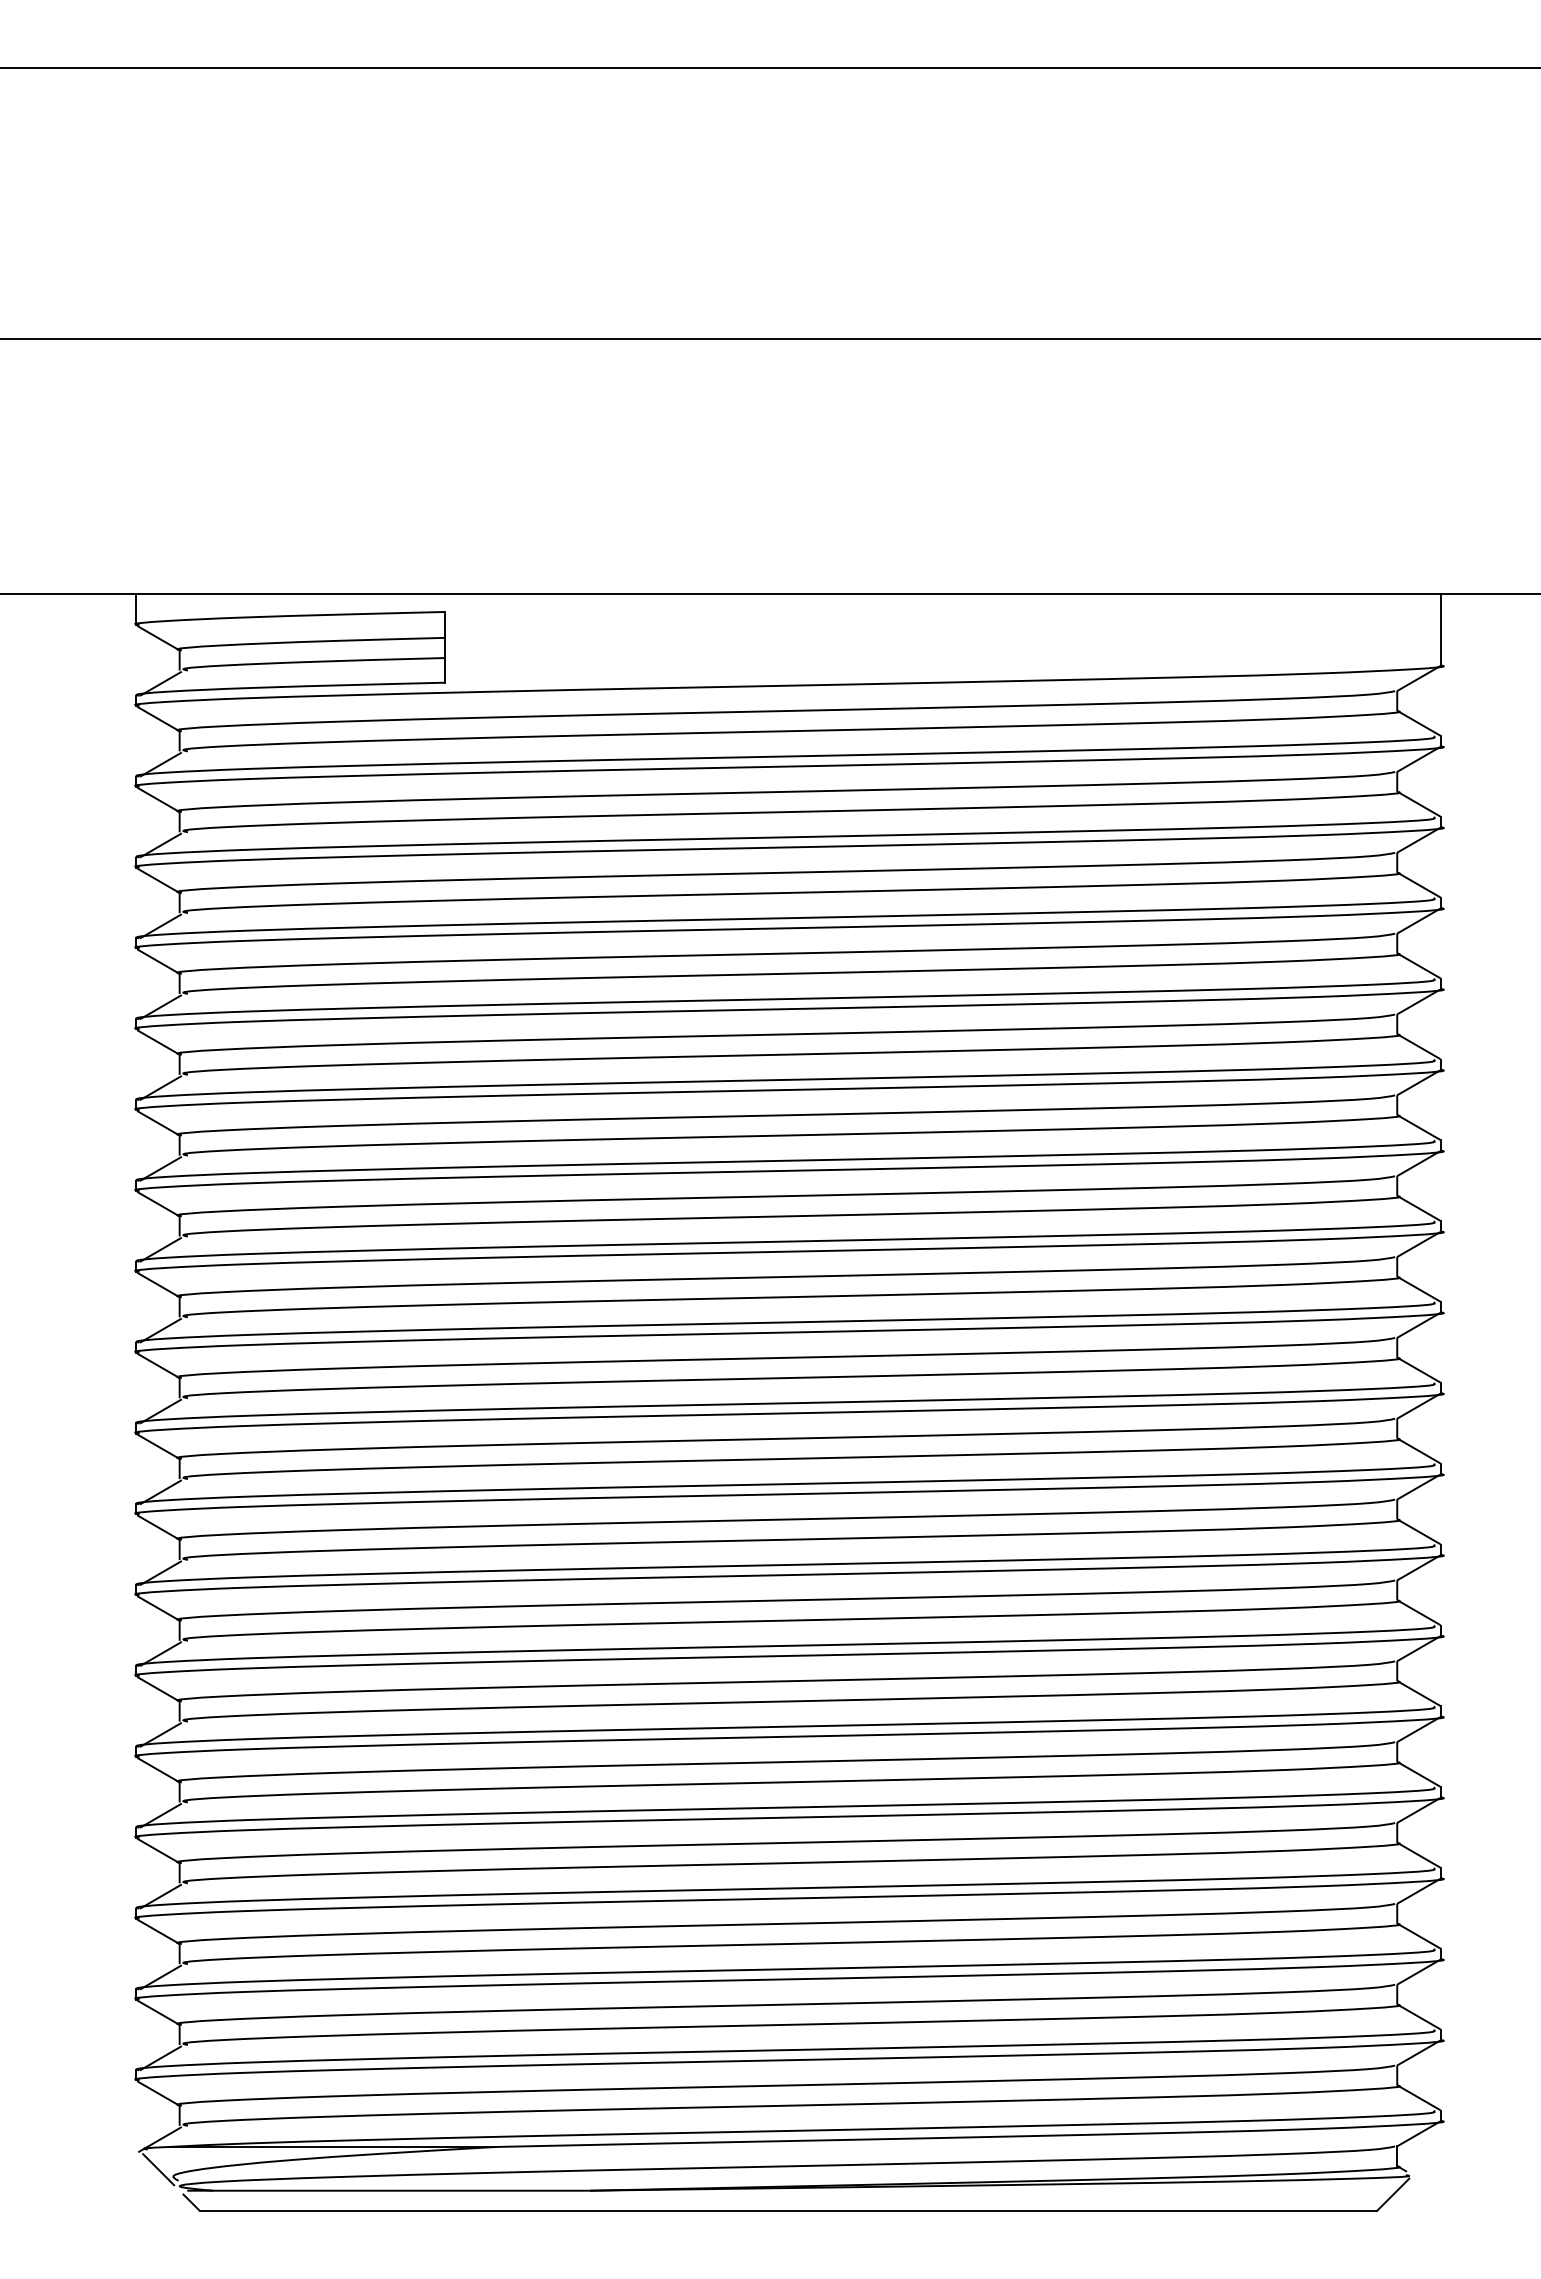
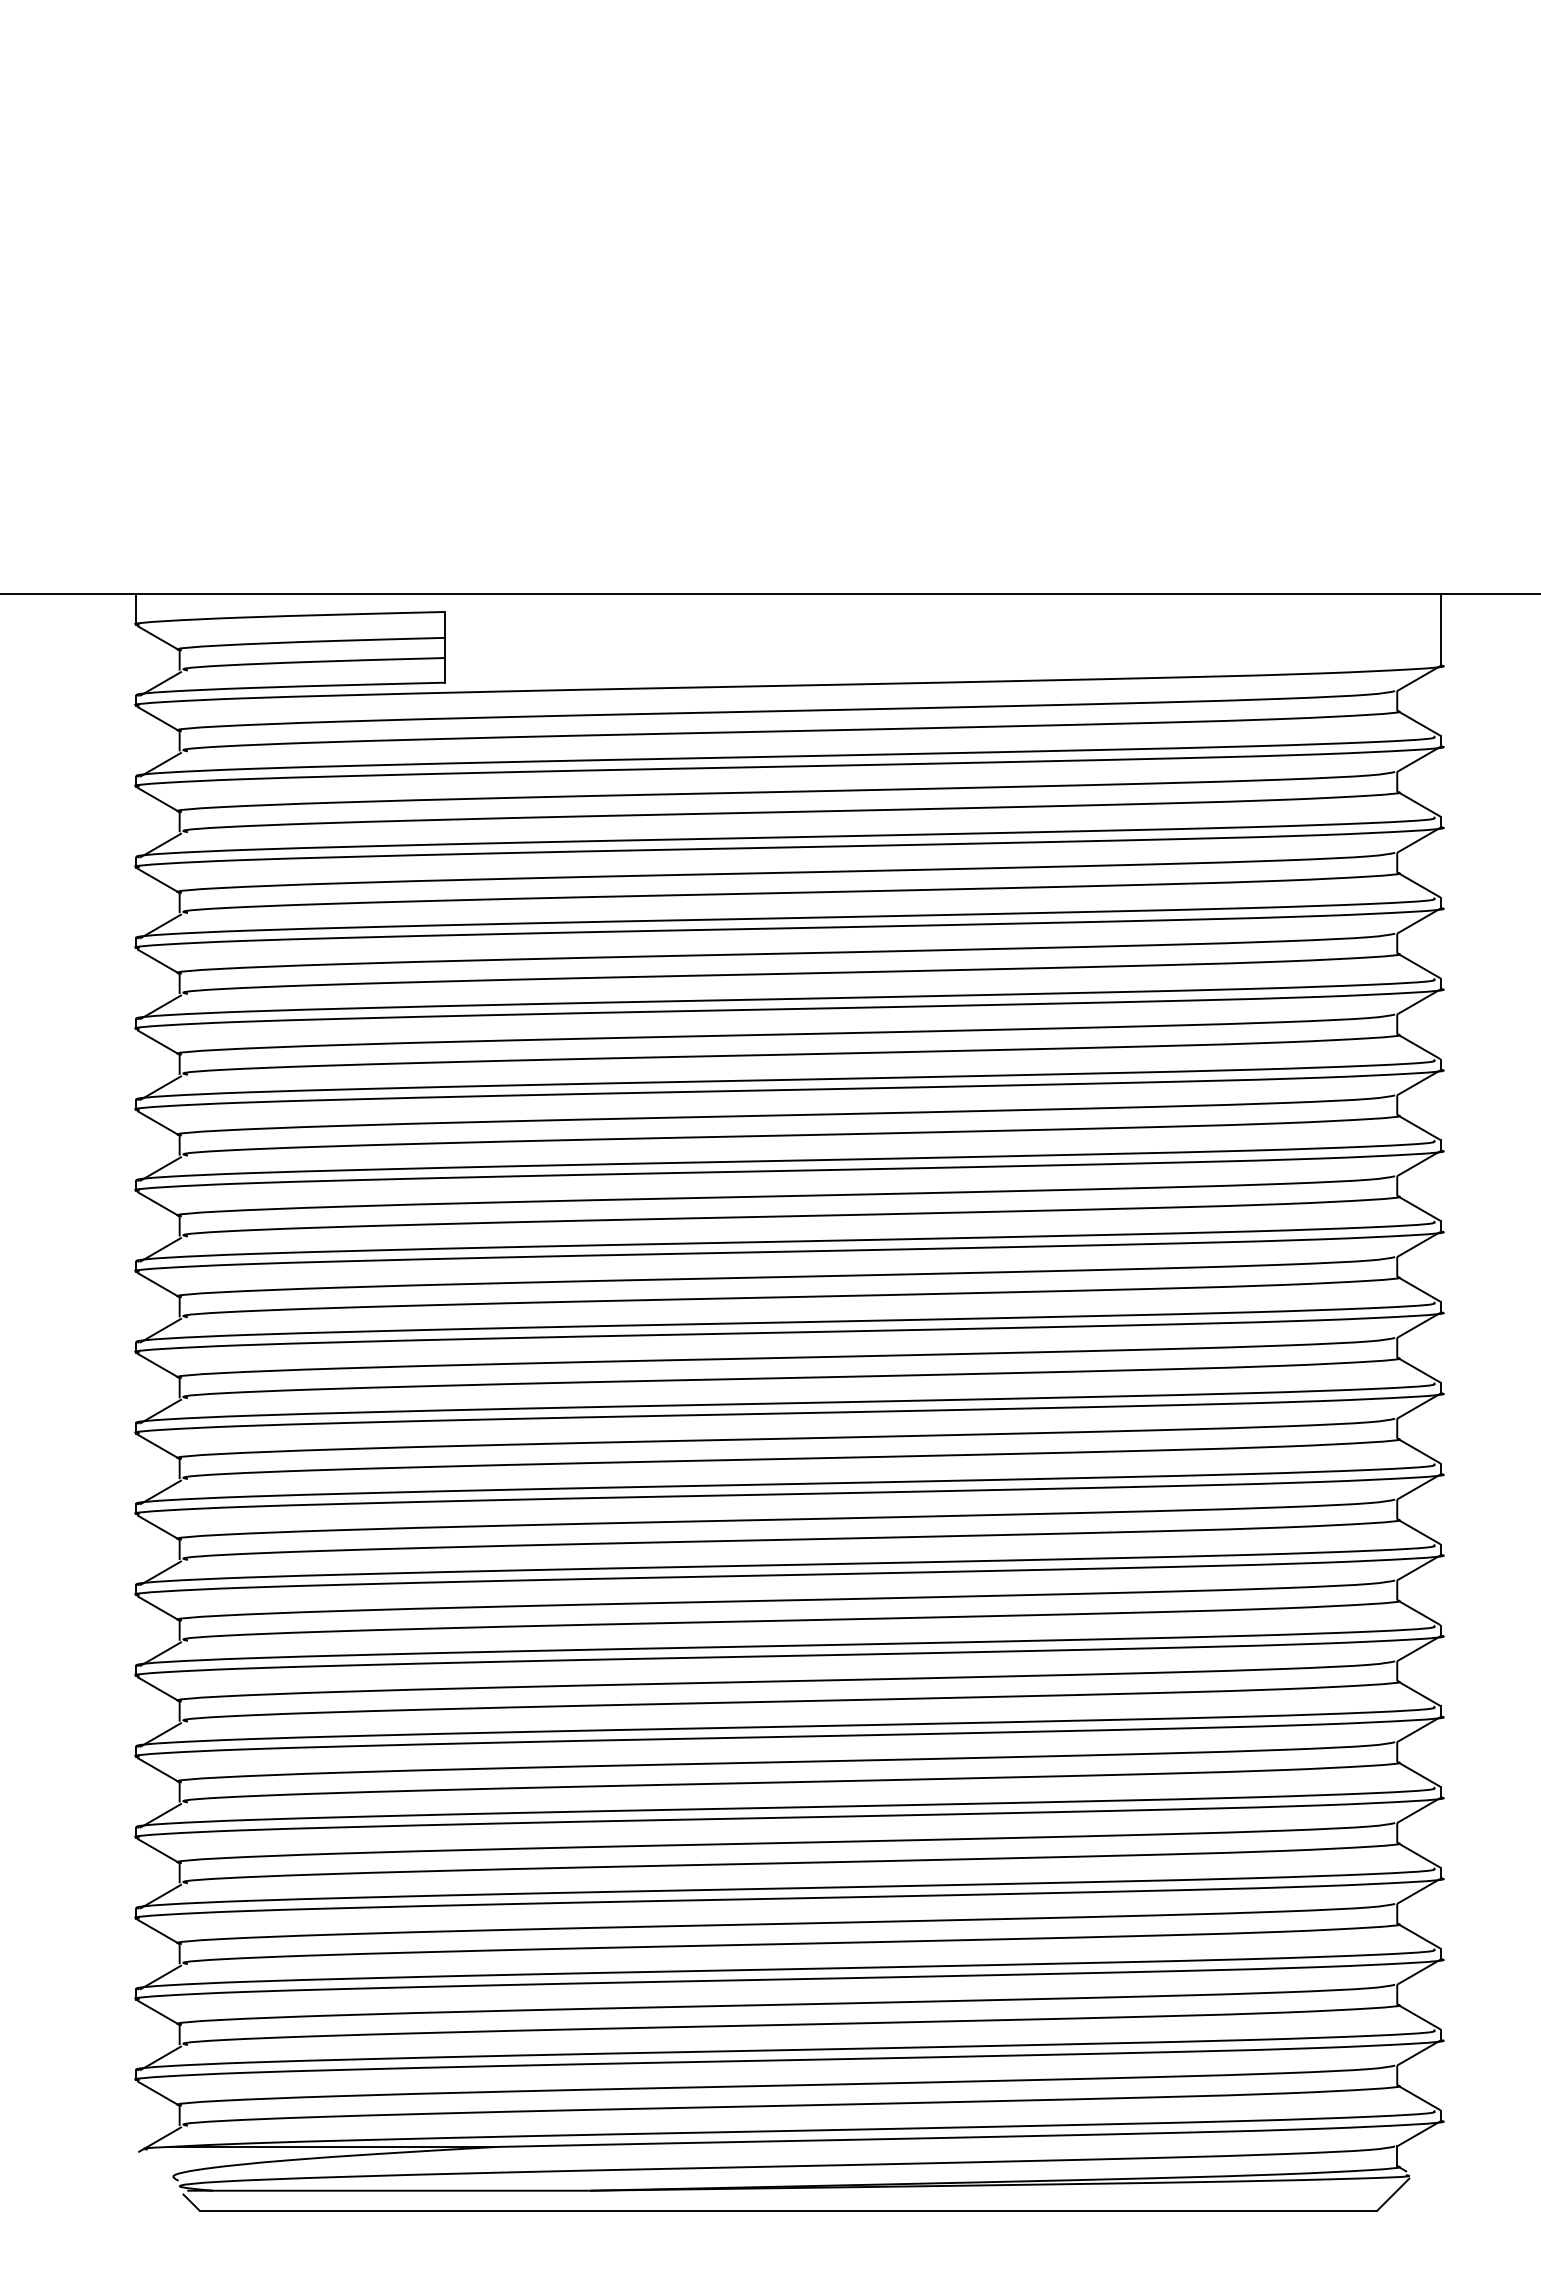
line: present -> none (769, 68)
line: present -> none (769, 338)
line: present -> none (158, 2169)
